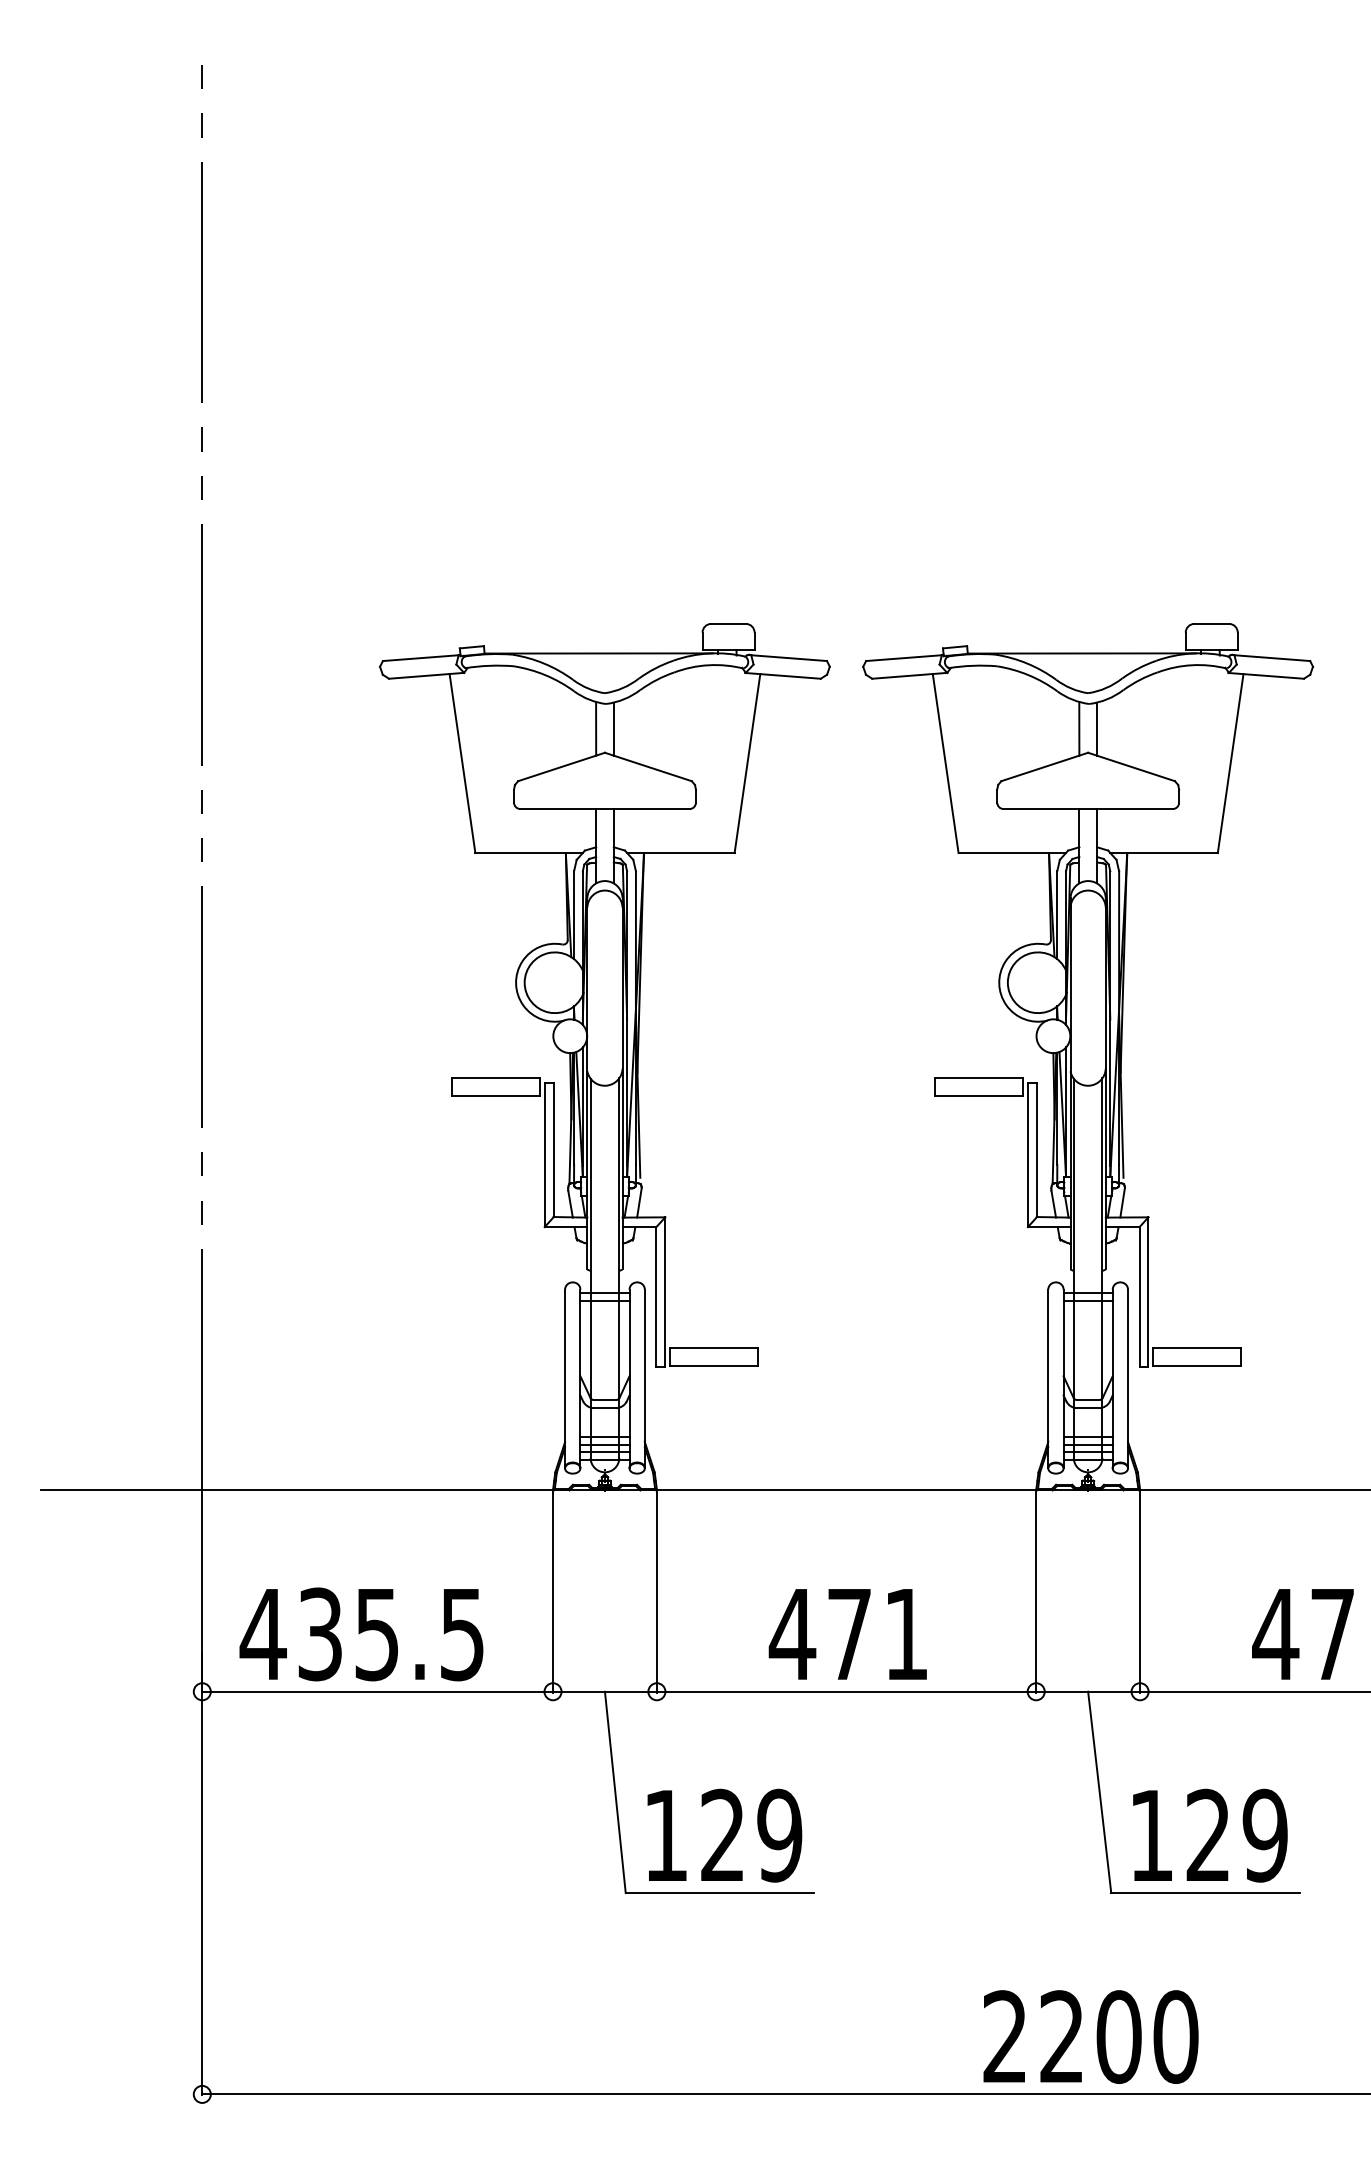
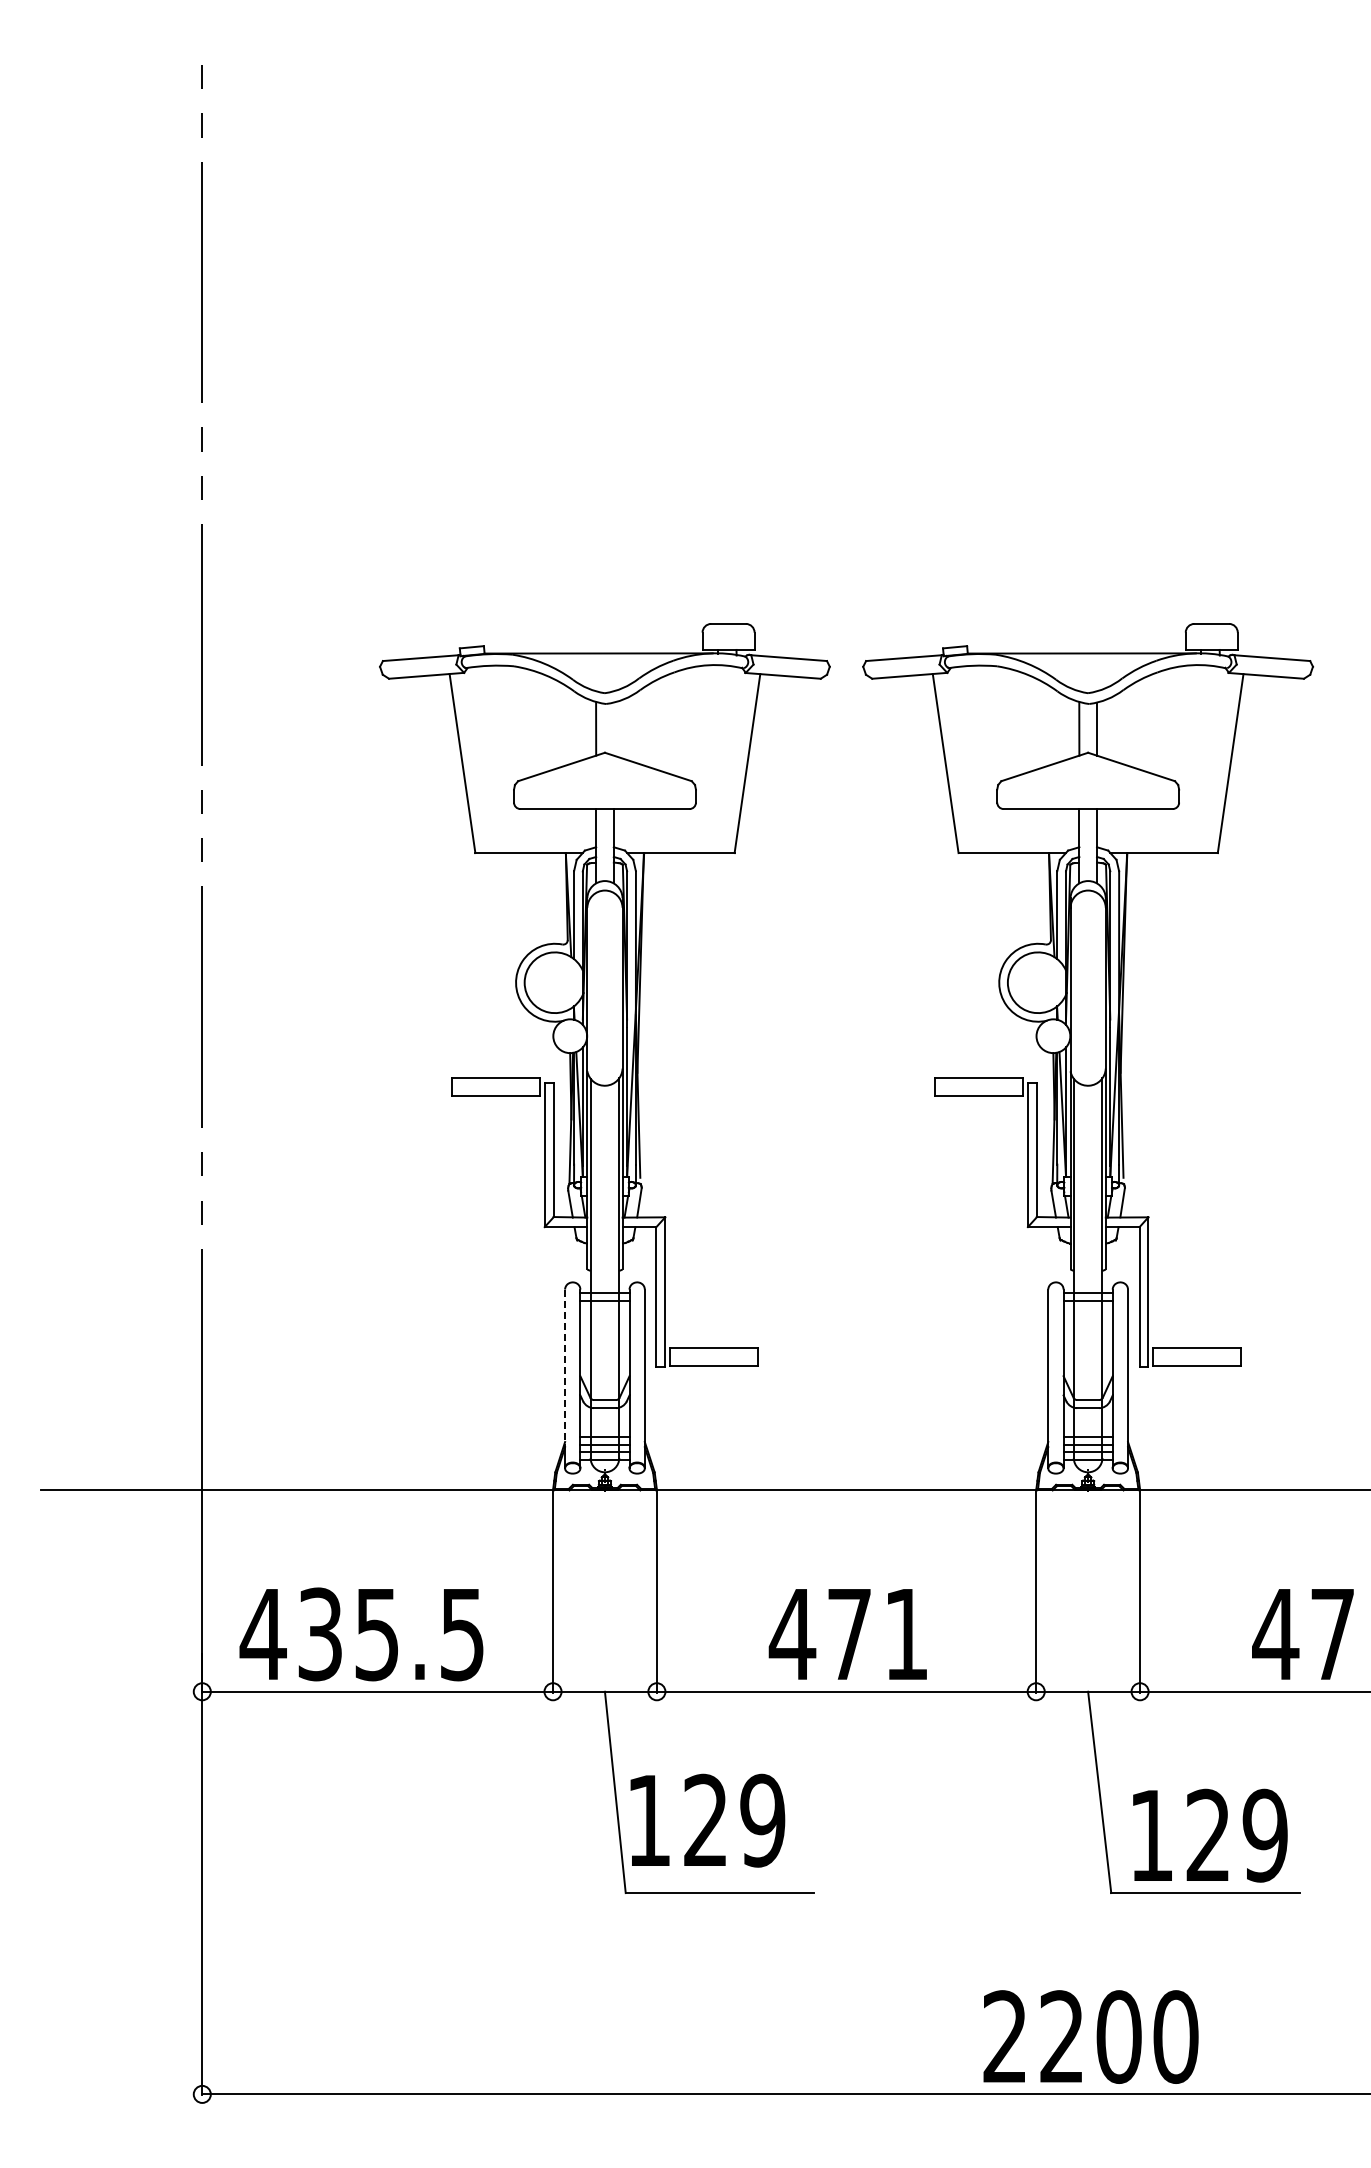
line: present -> none (613, 729)
line: solid -> dashed (565, 1368)
text position: (724, 1835) -> (707, 1820) (707, 1820)
